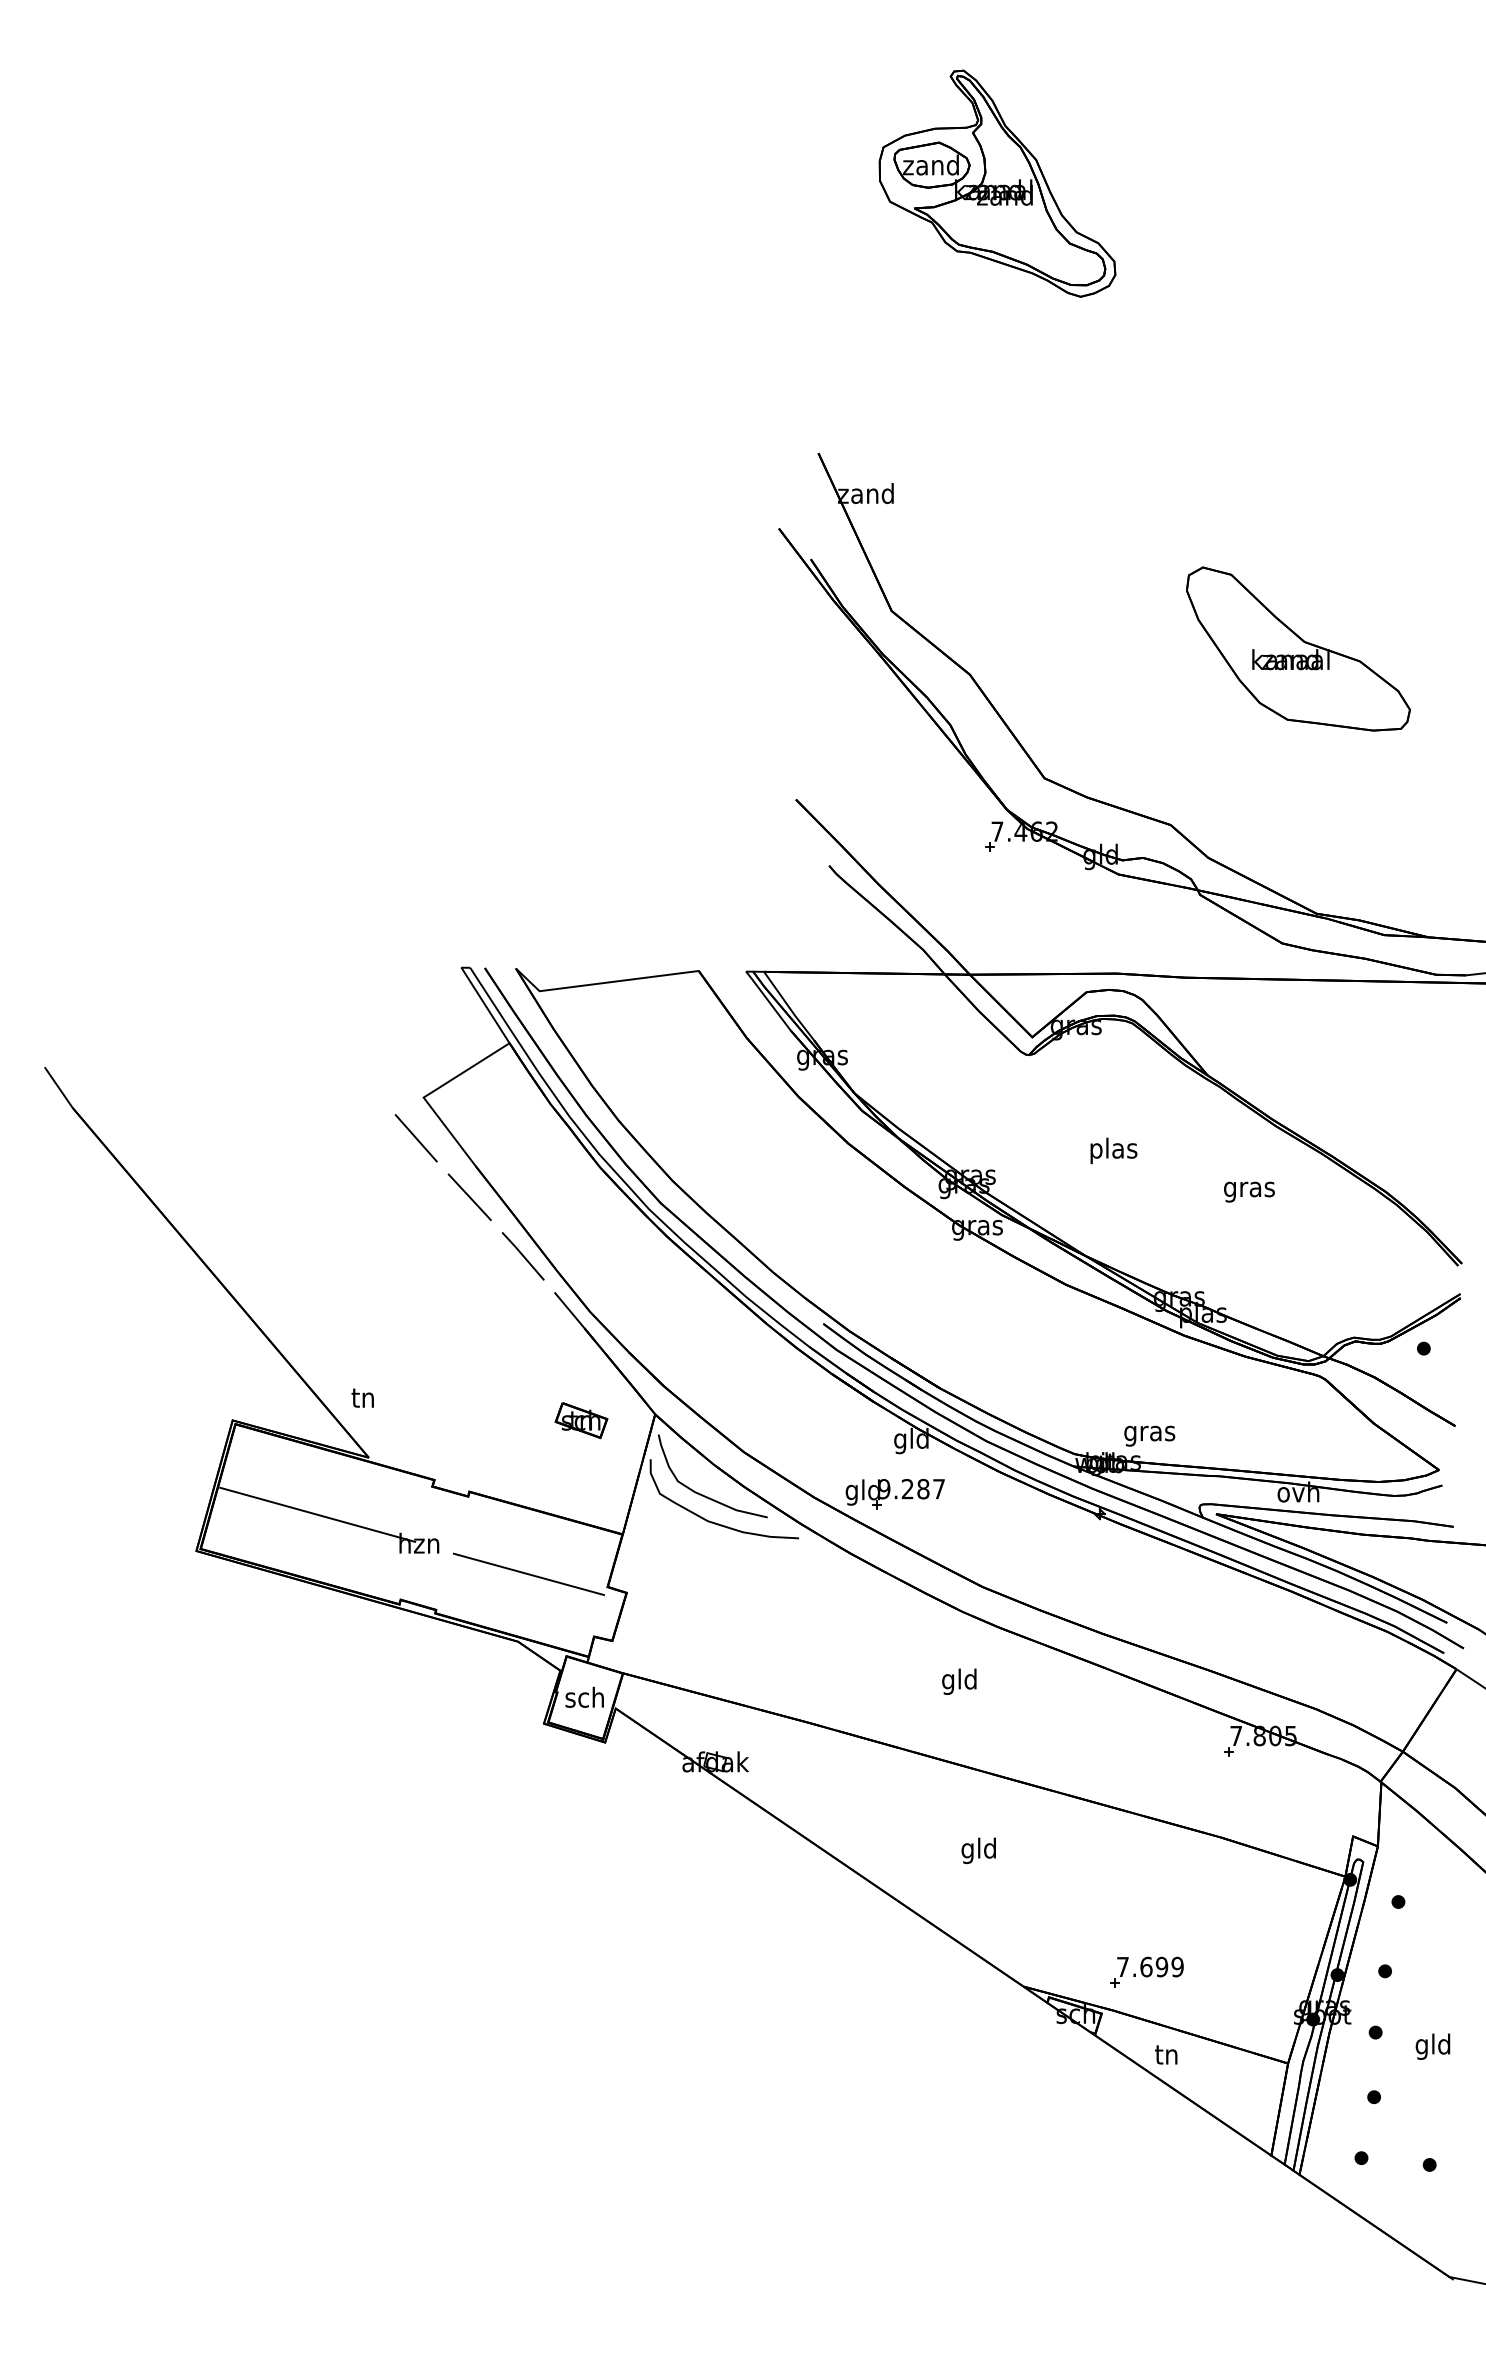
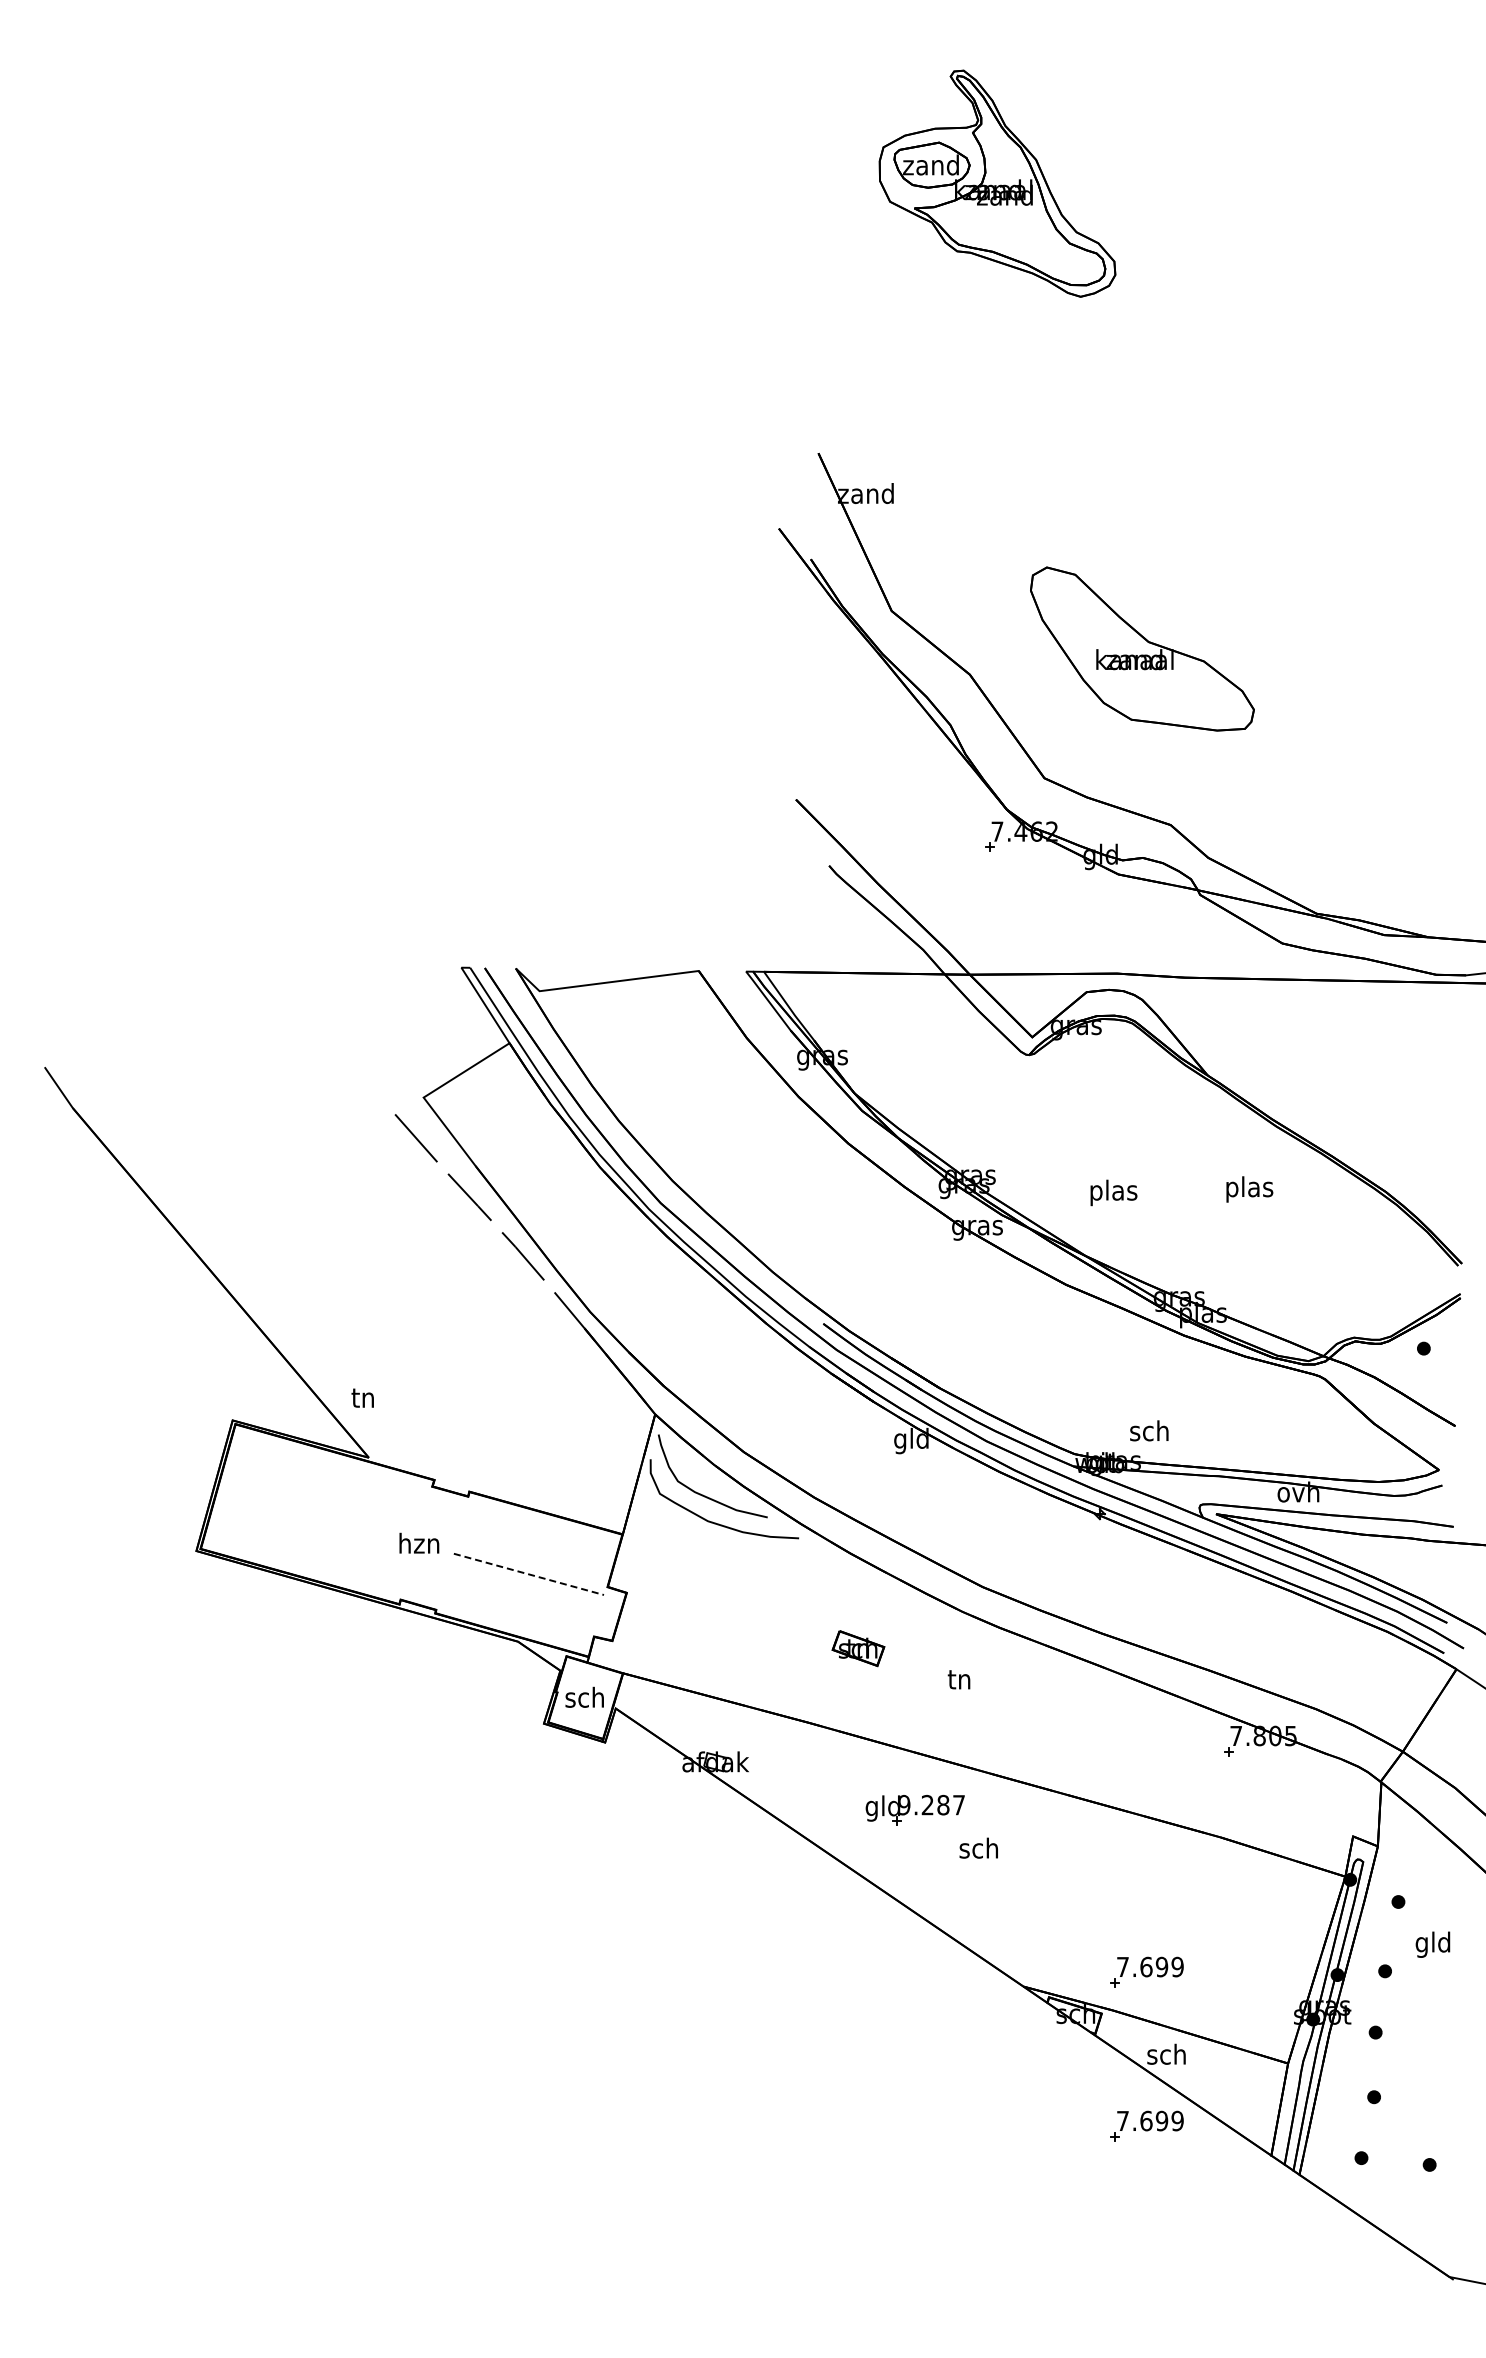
part position: (1298, 648) -> (1142, 648) (1142, 648)
text position: (1113, 1150) -> (1113, 1192) (1113, 1192)
text: gras -> plas (1249, 1189)
part position: (581, 1420) -> (858, 1648) (858, 1648)
text: gras -> sch (1149, 1433)
part position: (894, 1494) -> (914, 1810) (914, 1810)
line: present -> none (317, 1514)
line: solid -> dashed (528, 1574)
text: gld -> tn (959, 1681)
text: gld -> sch (978, 1850)
text position: (1432, 2046) -> (1432, 1944) (1432, 1944)
text: tn -> sch (1166, 2053)
part: none -> present (1146, 2125)
